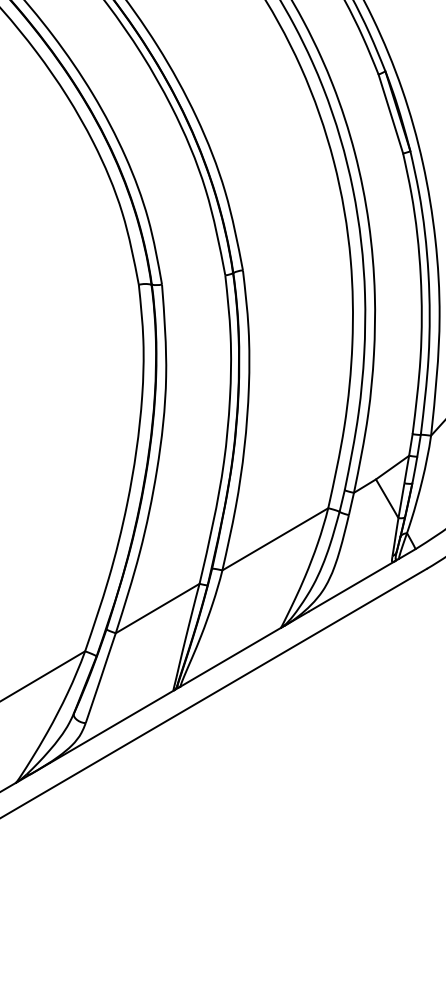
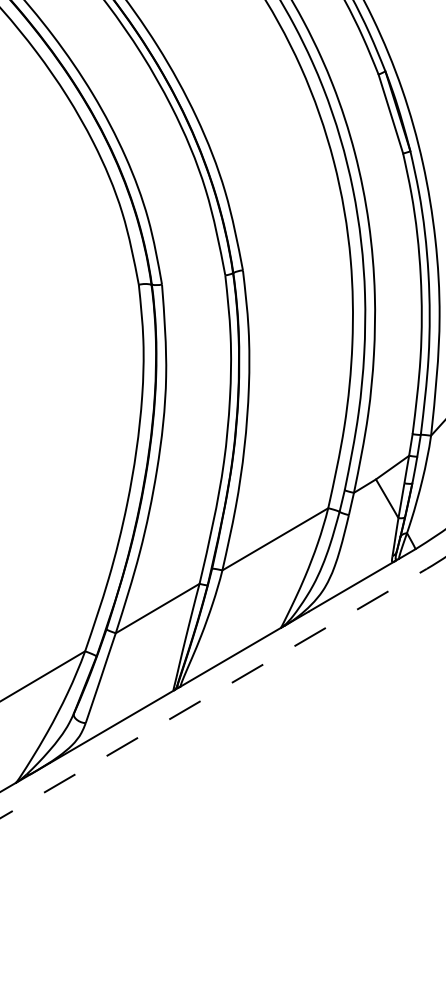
line: solid -> dashed (213, 693)
